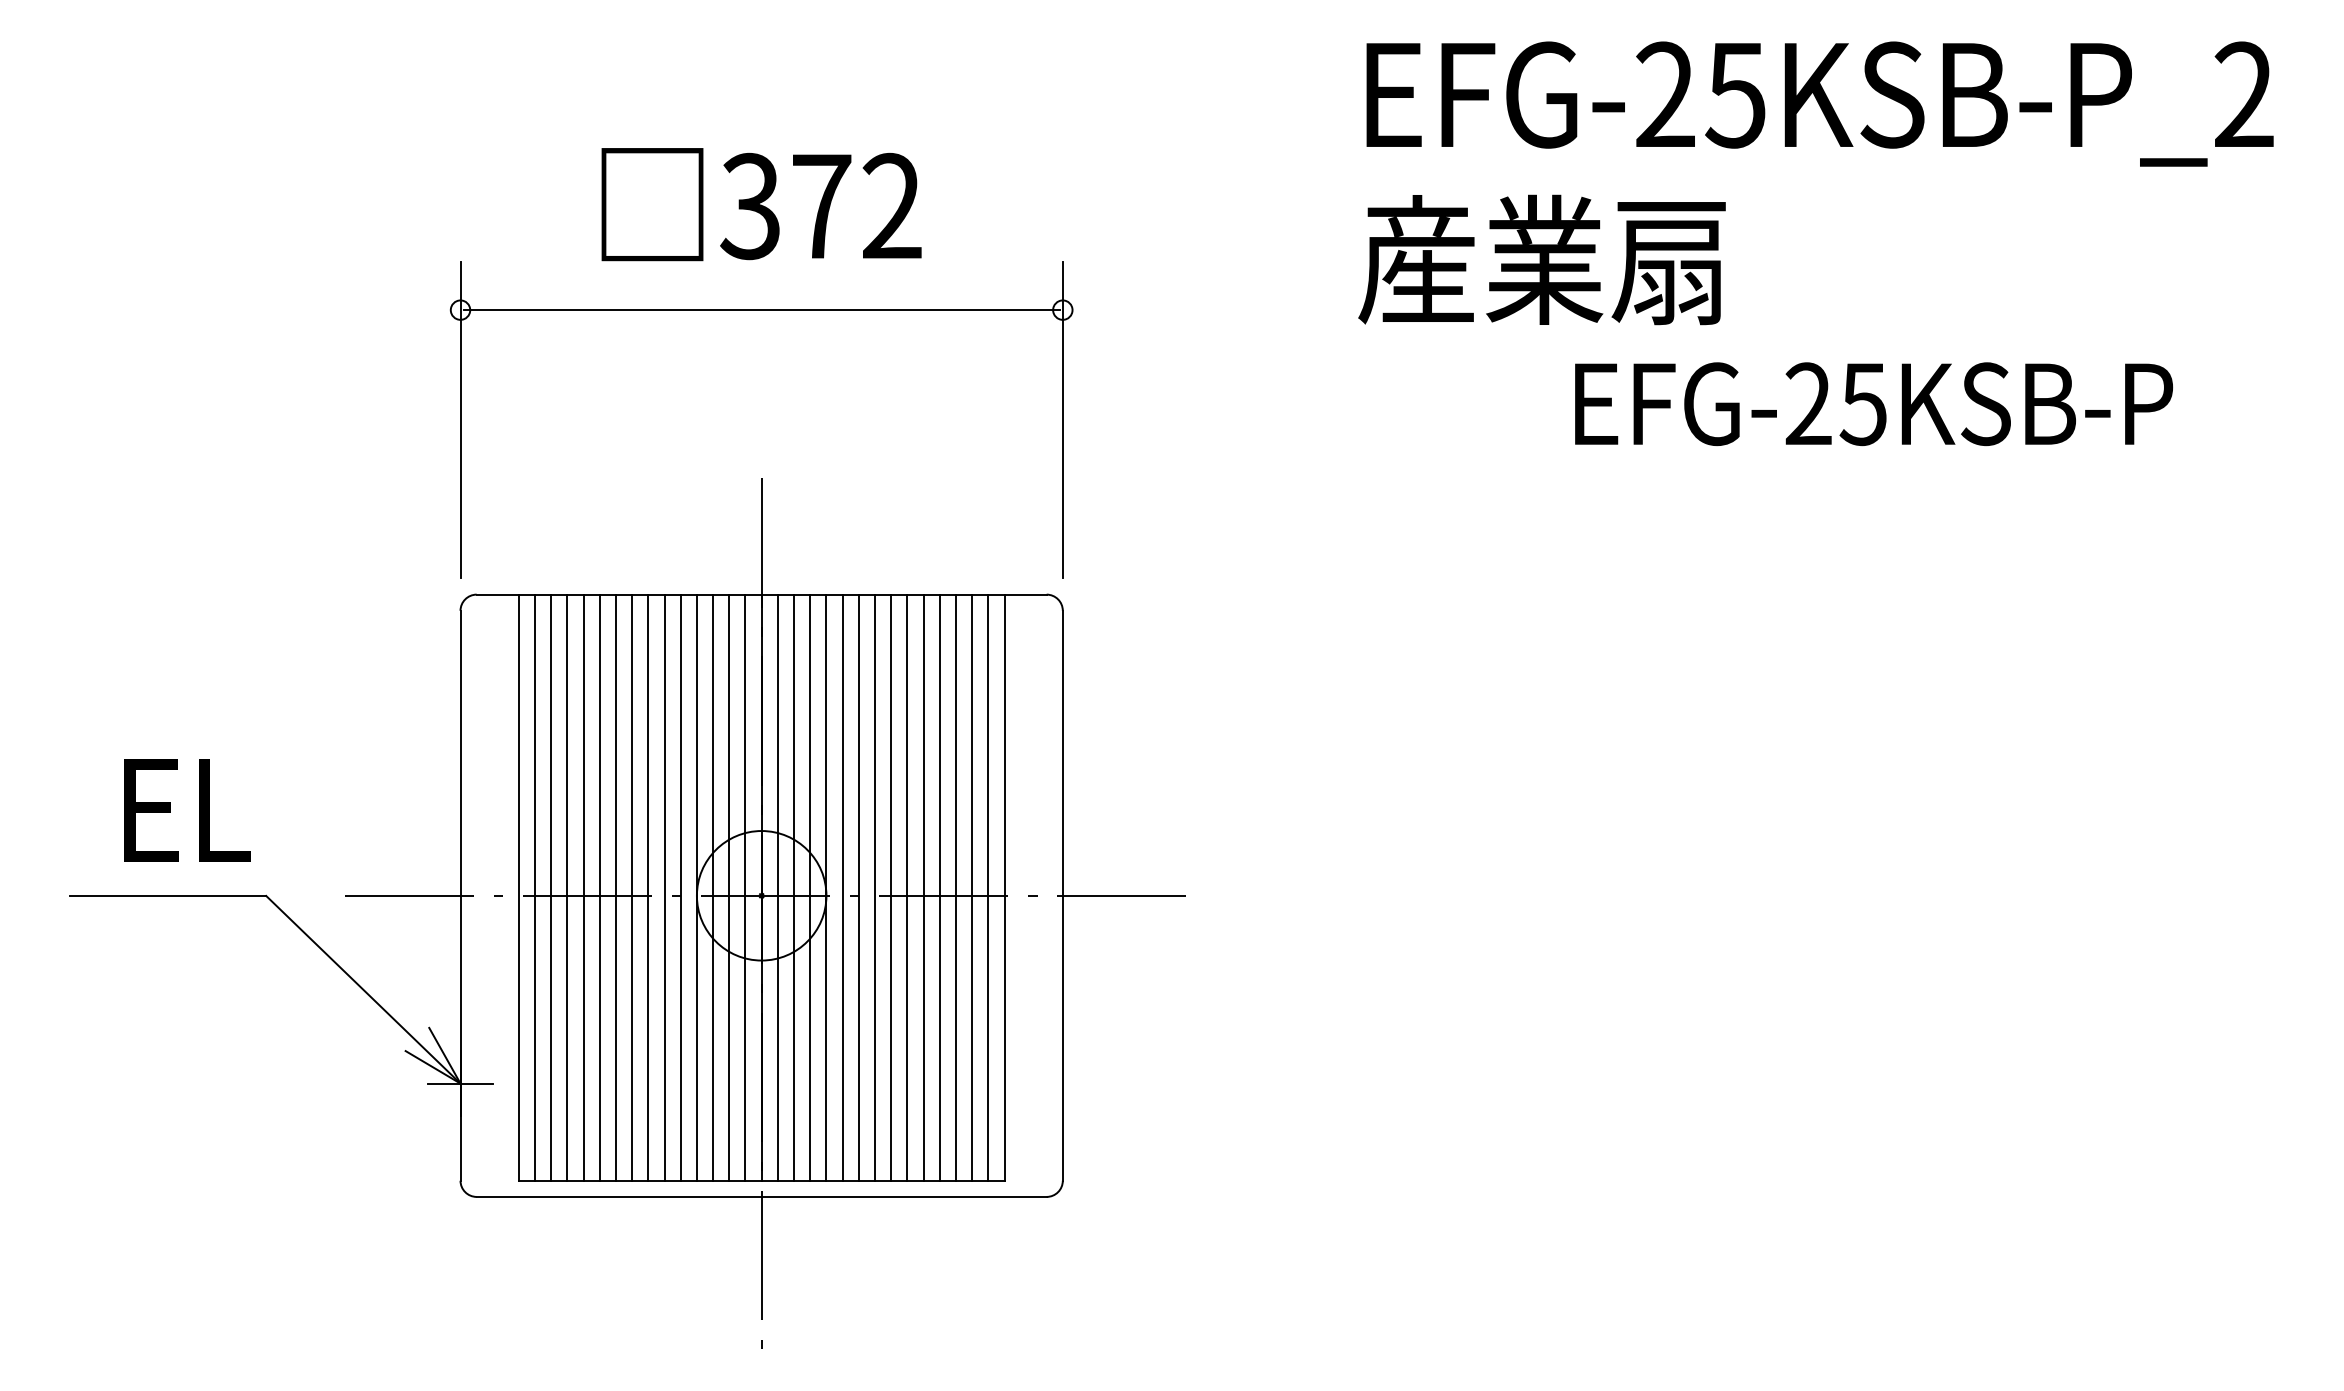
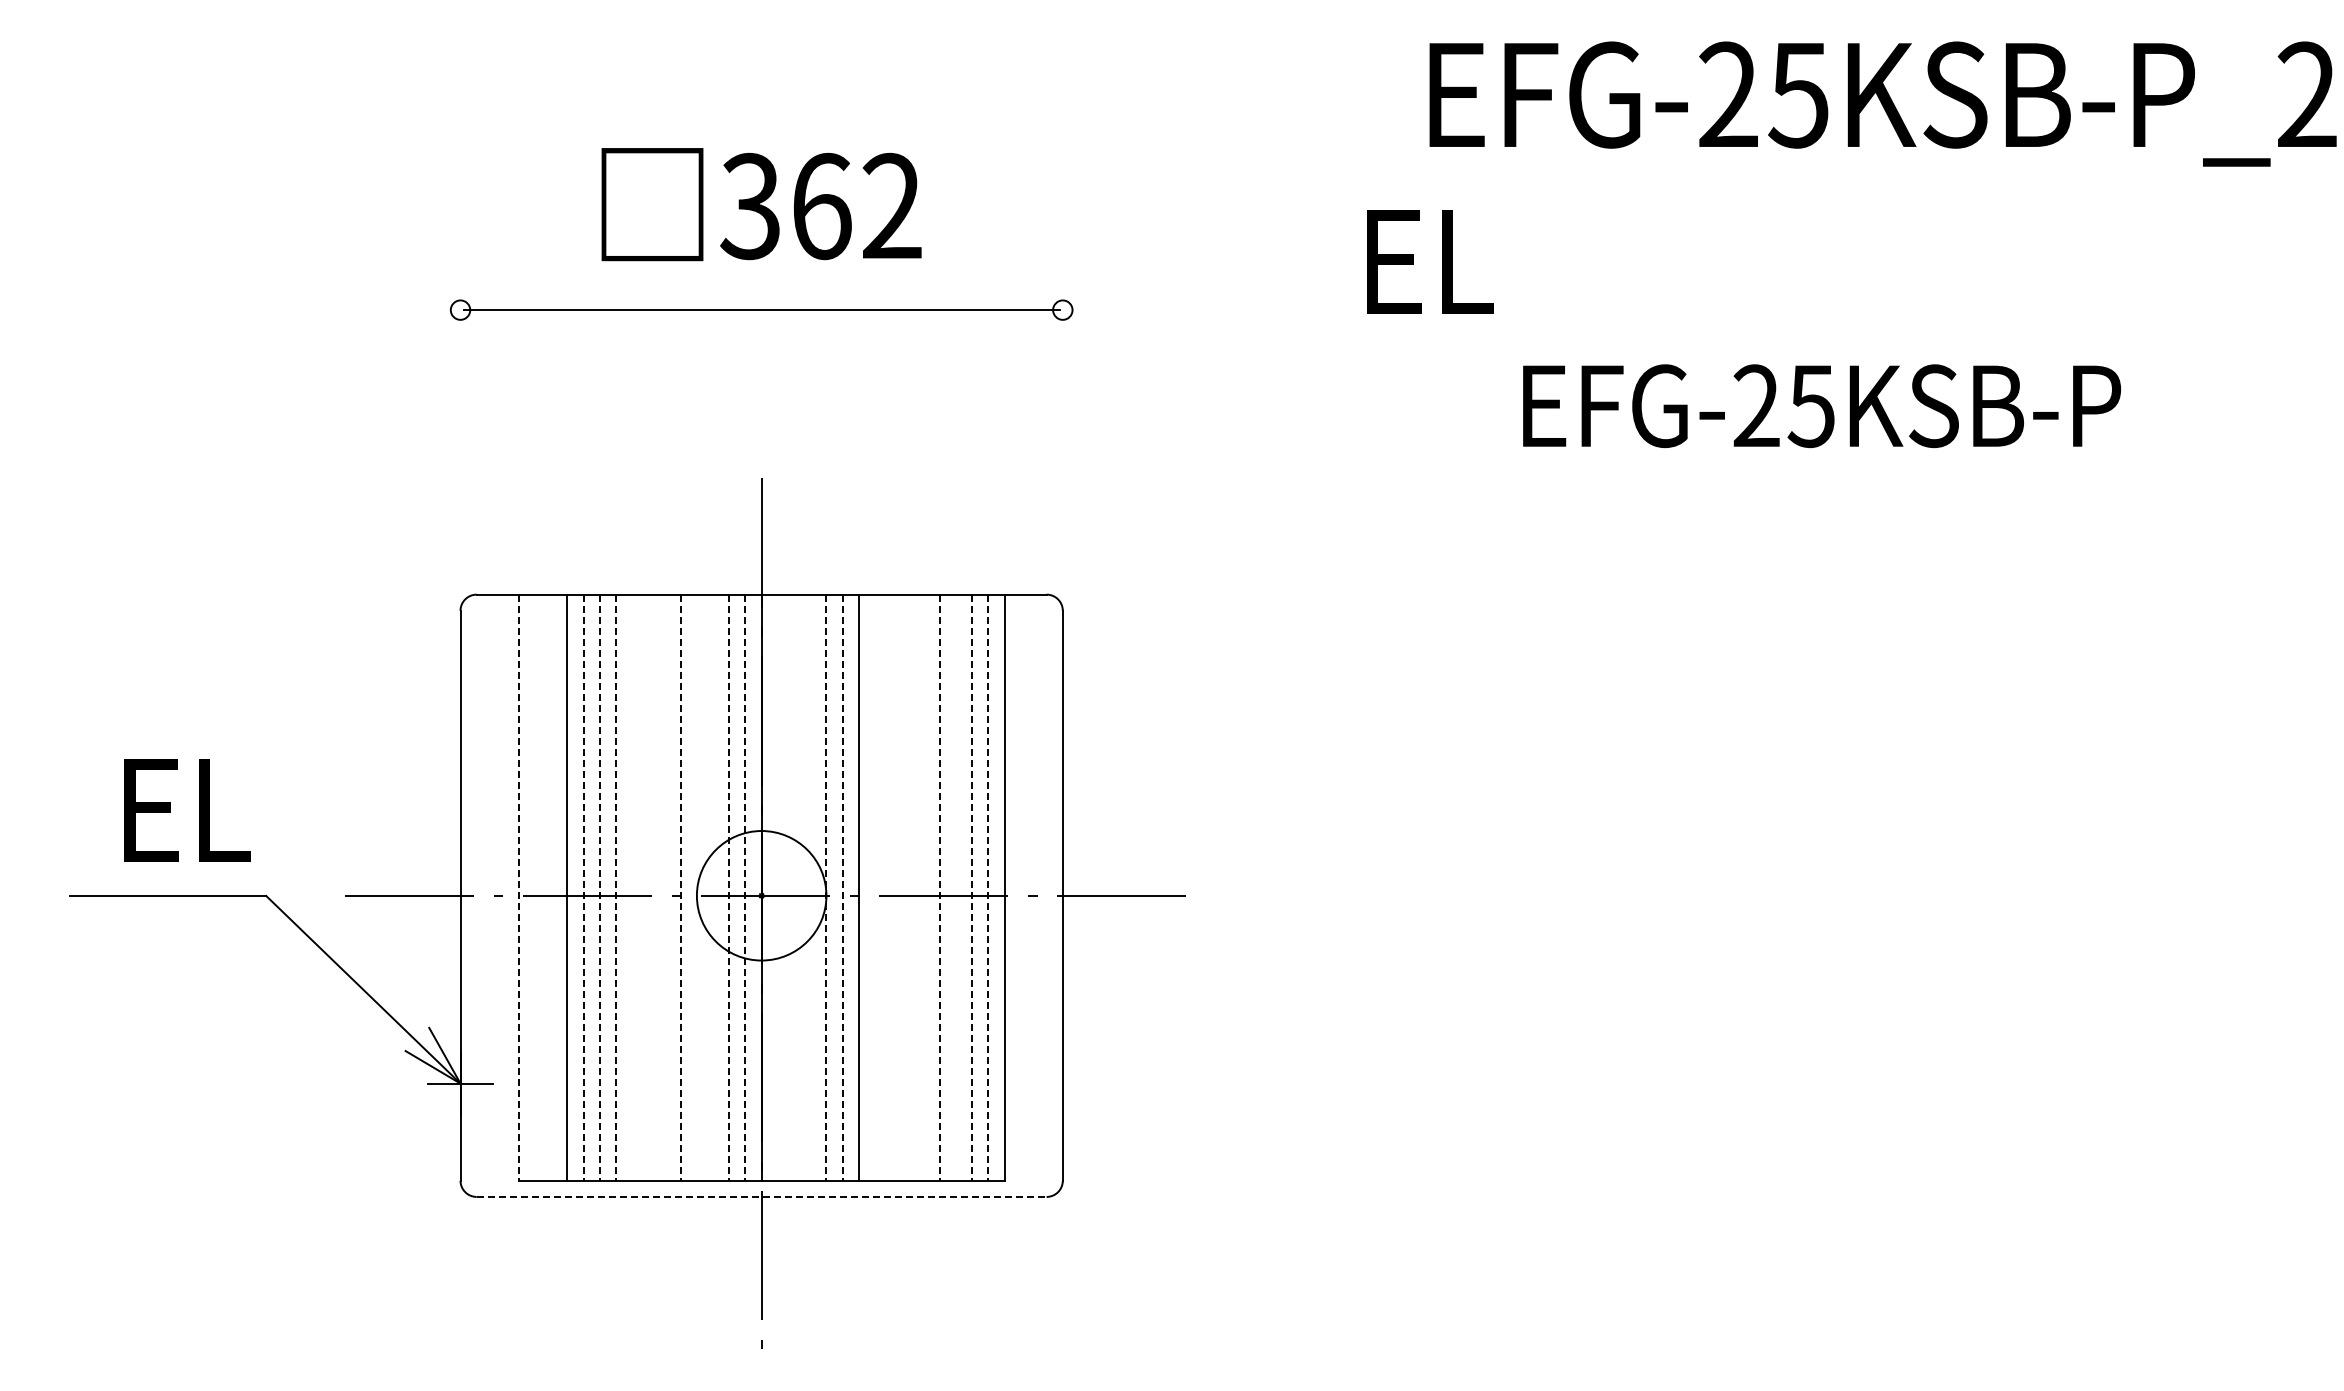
text position: (1819, 103) -> (1882, 103) (1882, 103)
text: 372 -> 362 (822, 206)
text: 産業扇 -> EL (1541, 259)
text position: (1873, 404) -> (1821, 406) (1821, 406)
line: present -> none (460, 419)
line: present -> none (1062, 419)
line: present -> none (535, 887)
line: present -> none (551, 887)
line: present -> none (632, 887)
line: present -> none (648, 887)
line: present -> none (664, 887)
line: present -> none (696, 887)
line: present -> none (713, 887)
line: present -> none (777, 887)
line: present -> none (794, 887)
line: present -> none (810, 887)
line: present -> none (875, 887)
line: present -> none (891, 887)
line: present -> none (907, 887)
line: present -> none (923, 887)
line: present -> none (955, 887)
line: solid -> dashed (518, 888)
line: solid -> dashed (583, 888)
line: solid -> dashed (599, 888)
line: solid -> dashed (615, 888)
line: solid -> dashed (680, 888)
line: solid -> dashed (729, 888)
line: solid -> dashed (745, 888)
line: solid -> dashed (826, 888)
line: solid -> dashed (842, 888)
line: solid -> dashed (939, 888)
line: solid -> dashed (972, 888)
line: solid -> dashed (988, 888)
line: solid -> dashed (761, 1196)
